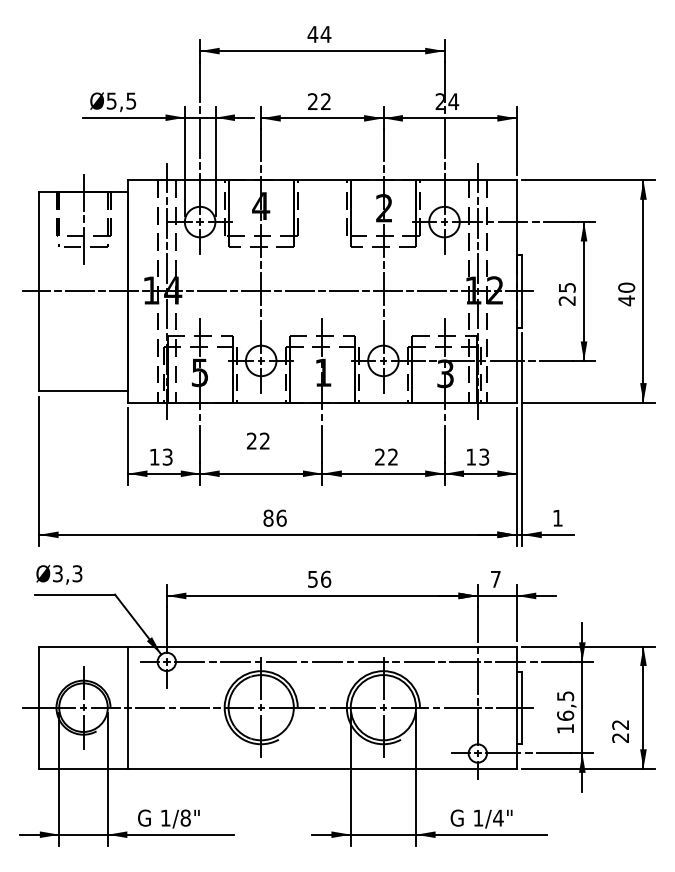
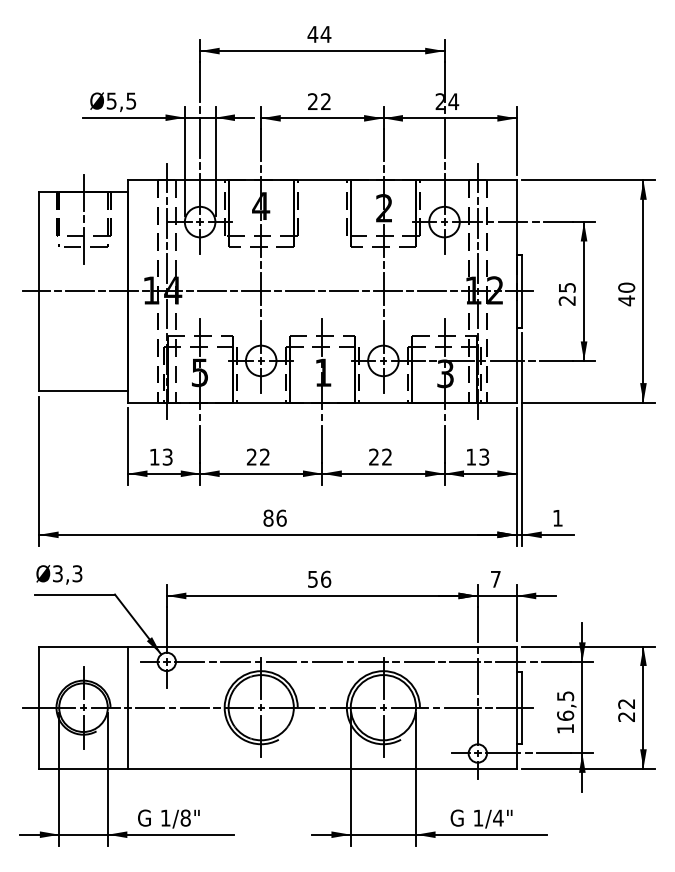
text position: (257, 440) -> (257, 456) (257, 456)
text position: (386, 456) -> (380, 456) (380, 456)
text position: (620, 731) -> (626, 710) (626, 710)
